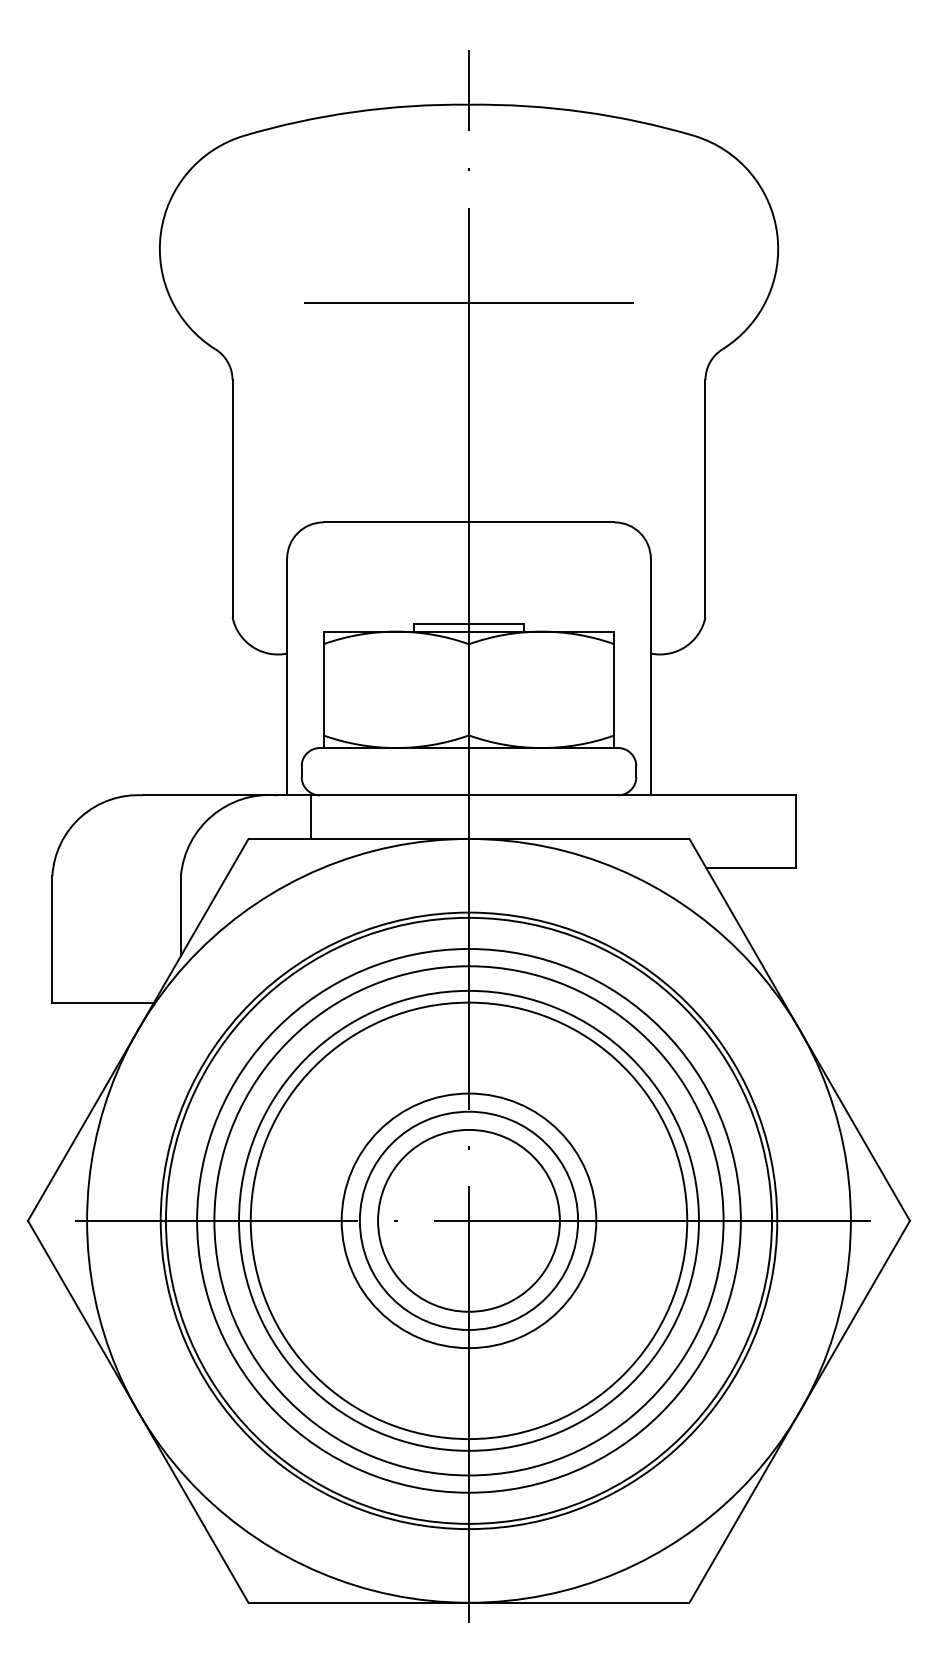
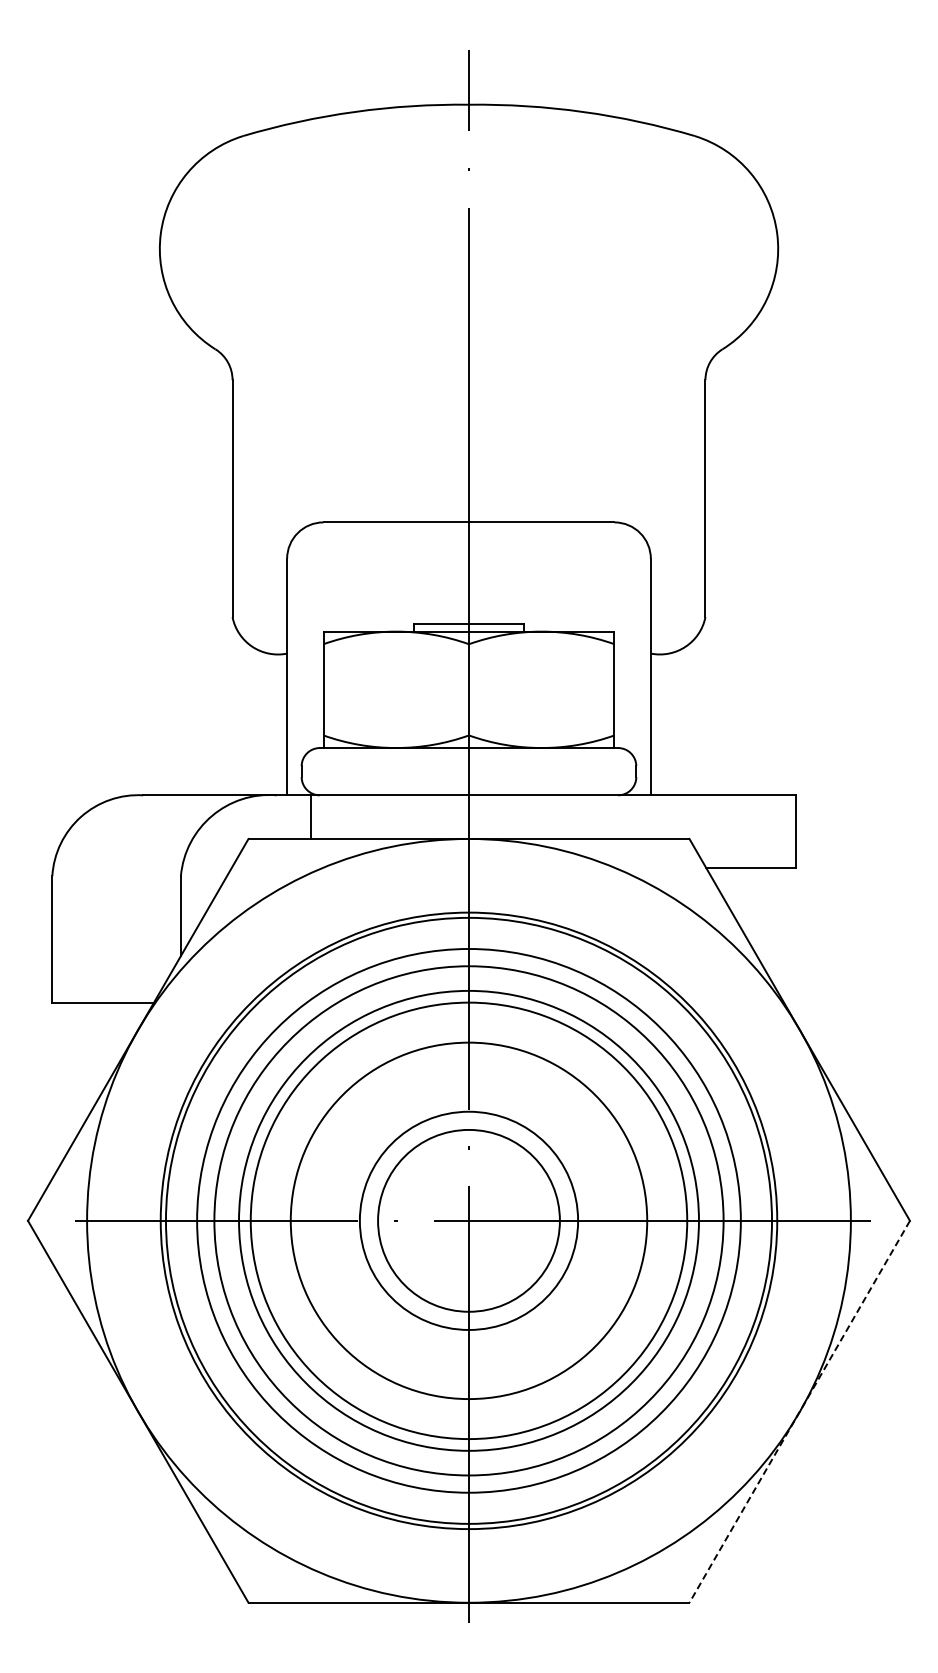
line: present -> none (468, 303)
circle diameter: 255 px -> 356 px (468, 1220)
line: solid -> dashed (799, 1412)
